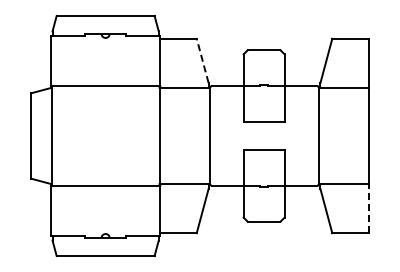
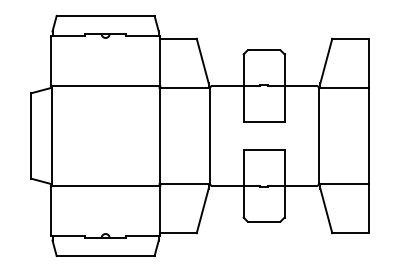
line: dashed -> solid (202, 60)
line: dashed -> solid (368, 208)
